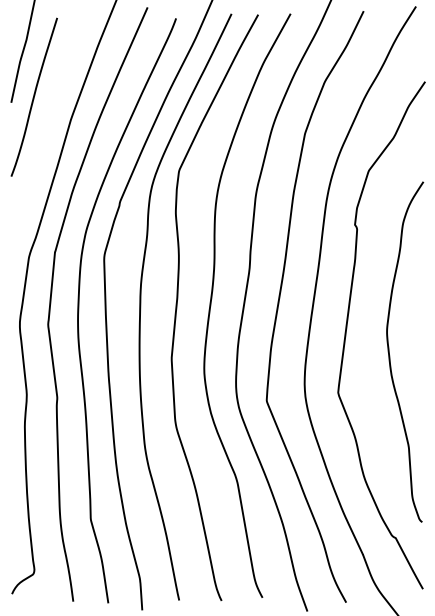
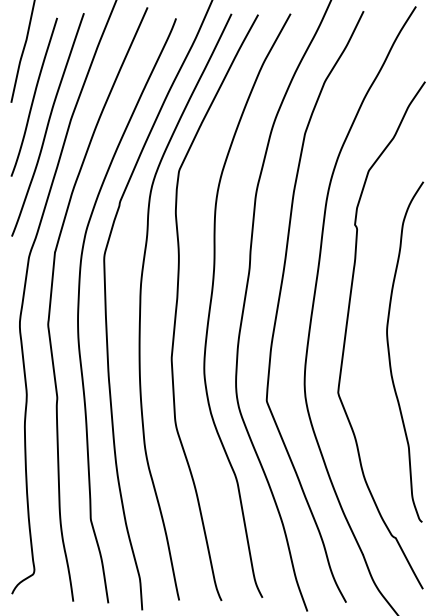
curve: none -> present (47, 124)
